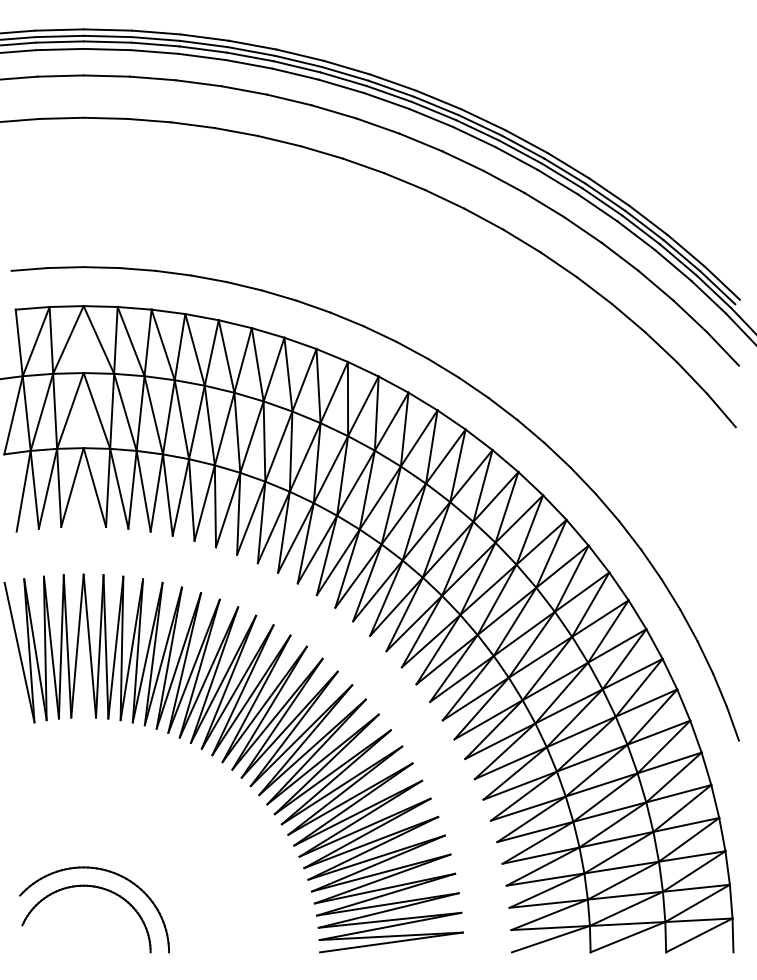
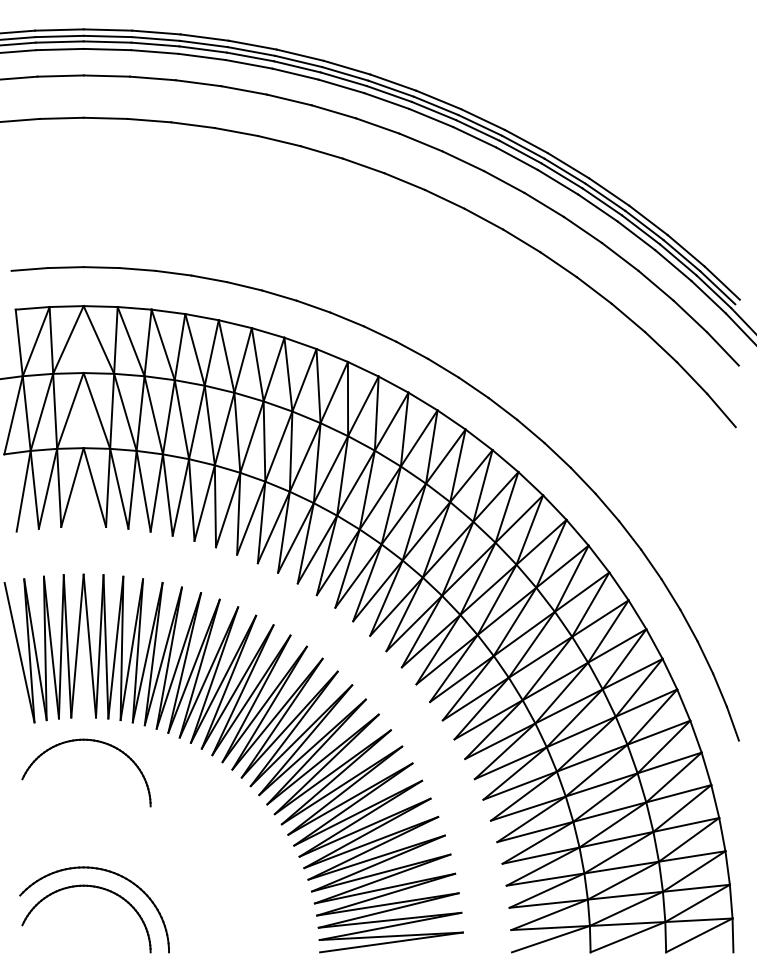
part: none -> present (91, 741)
